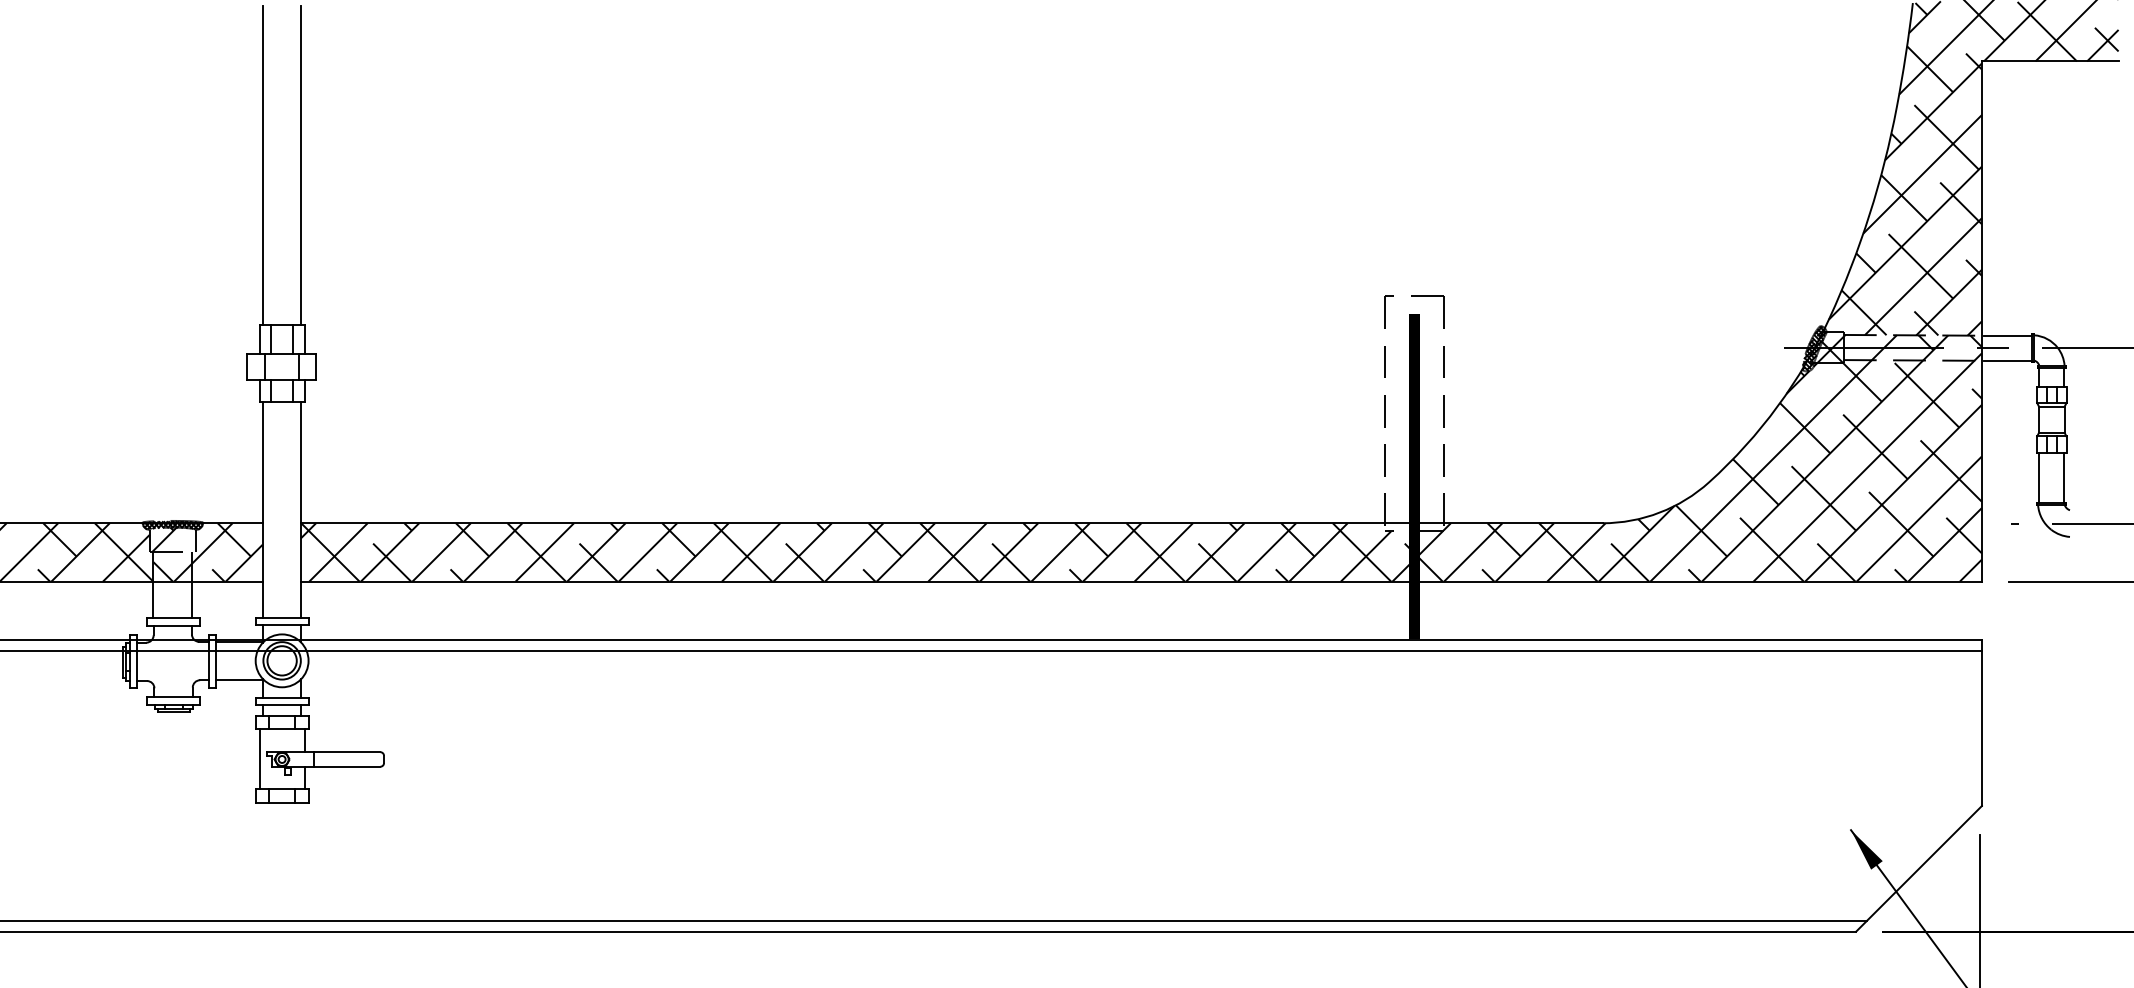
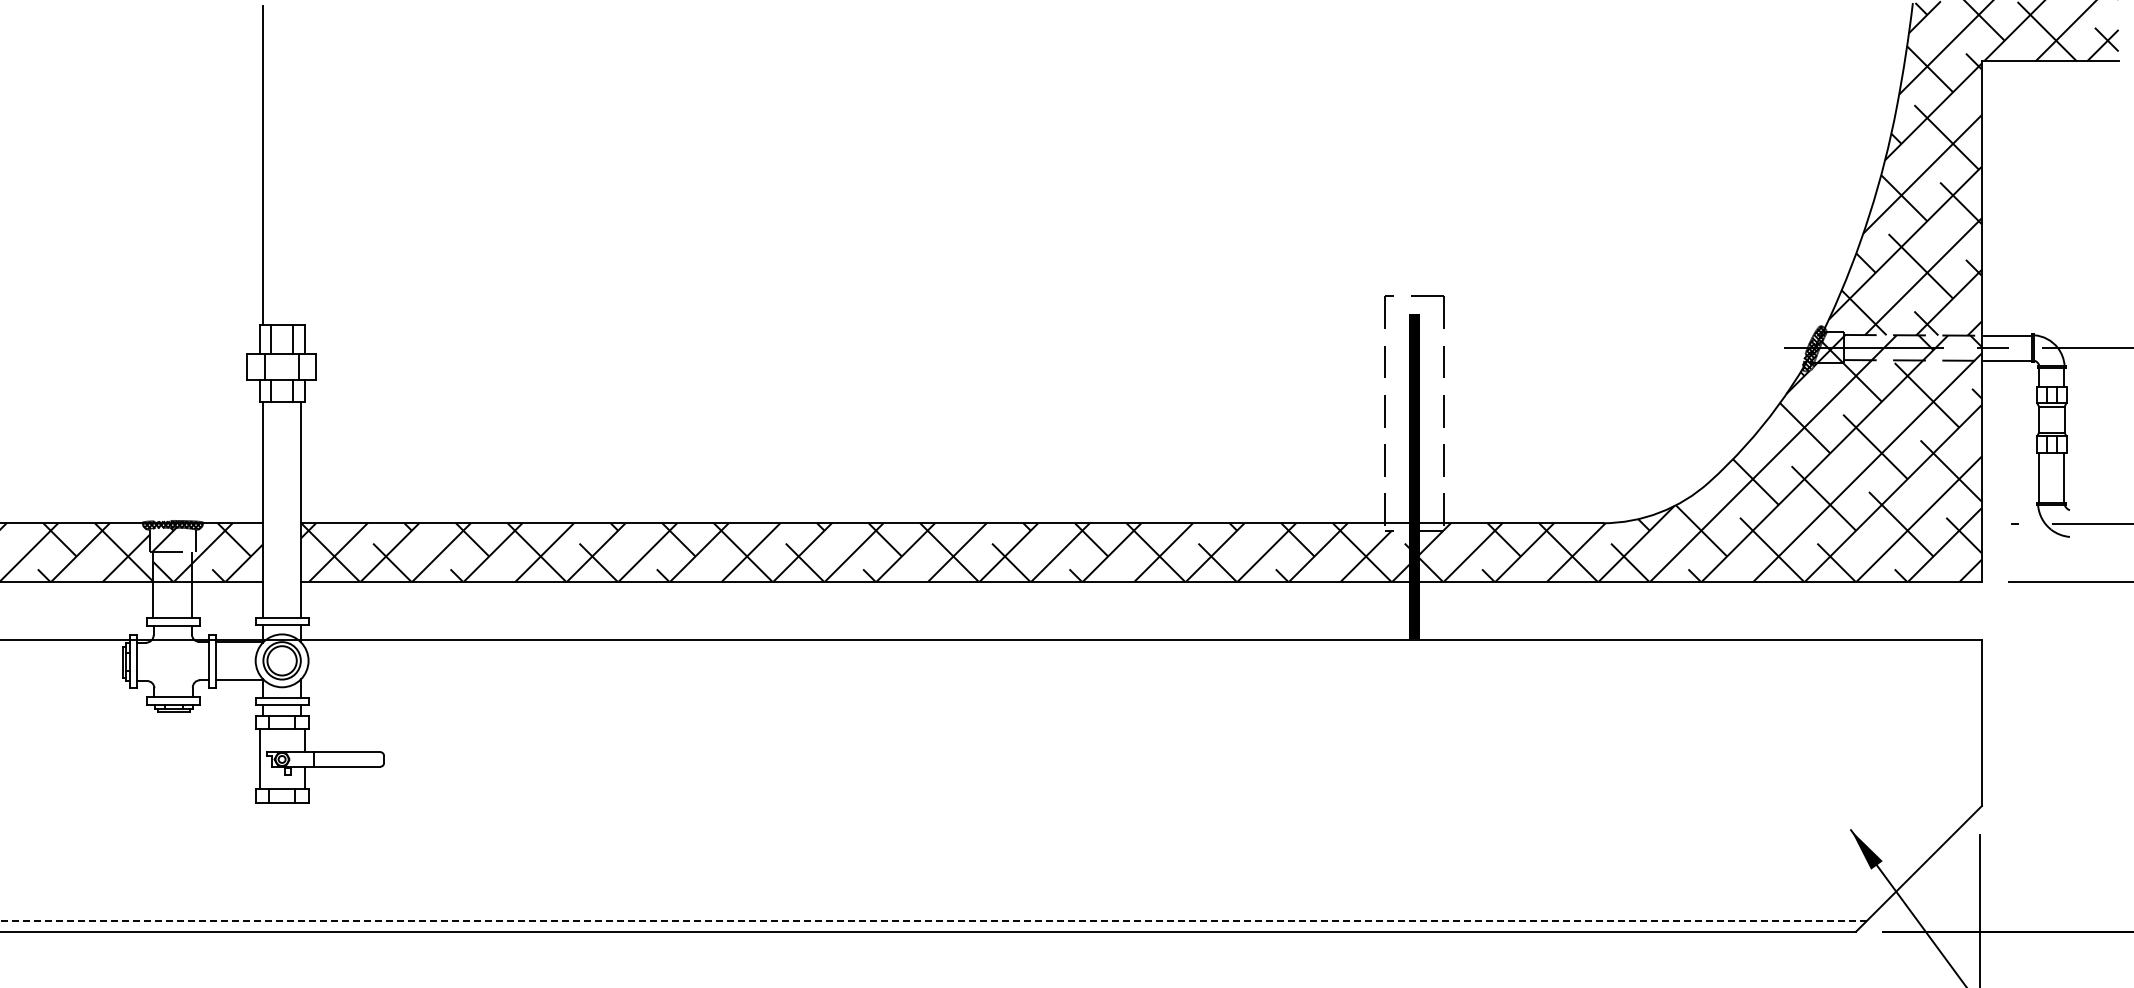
line: present -> none (301, 165)
line: present -> none (991, 650)
line: solid -> dashed (933, 920)
